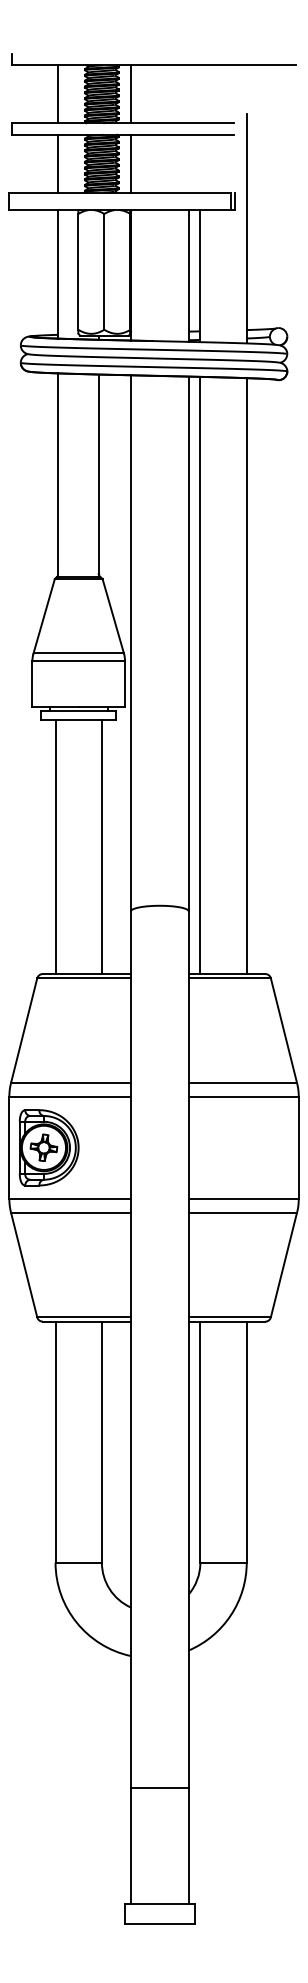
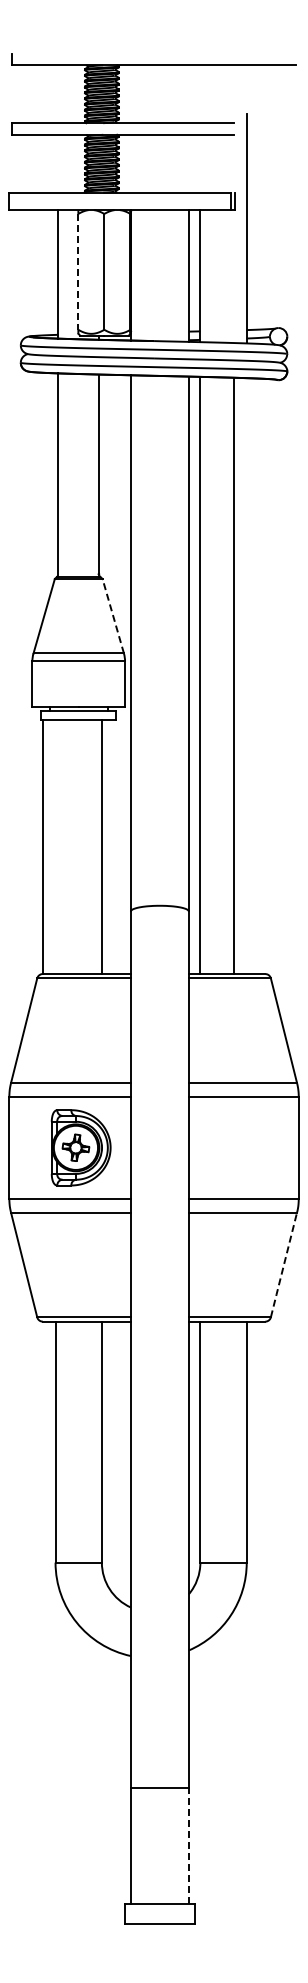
line: present -> none (58, 94)
line: present -> none (130, 94)
line: present -> none (58, 163)
line: present -> none (130, 163)
line: solid -> dashed (78, 271)
line: solid -> dashed (113, 616)
line position: (246, 676) -> (233, 676) (233, 676)
line position: (55, 847) -> (42, 847) (42, 847)
part position: (48, 1147) -> (80, 1147) (80, 1147)
line: solid -> dashed (283, 1265)
line: solid -> dashed (188, 1846)
